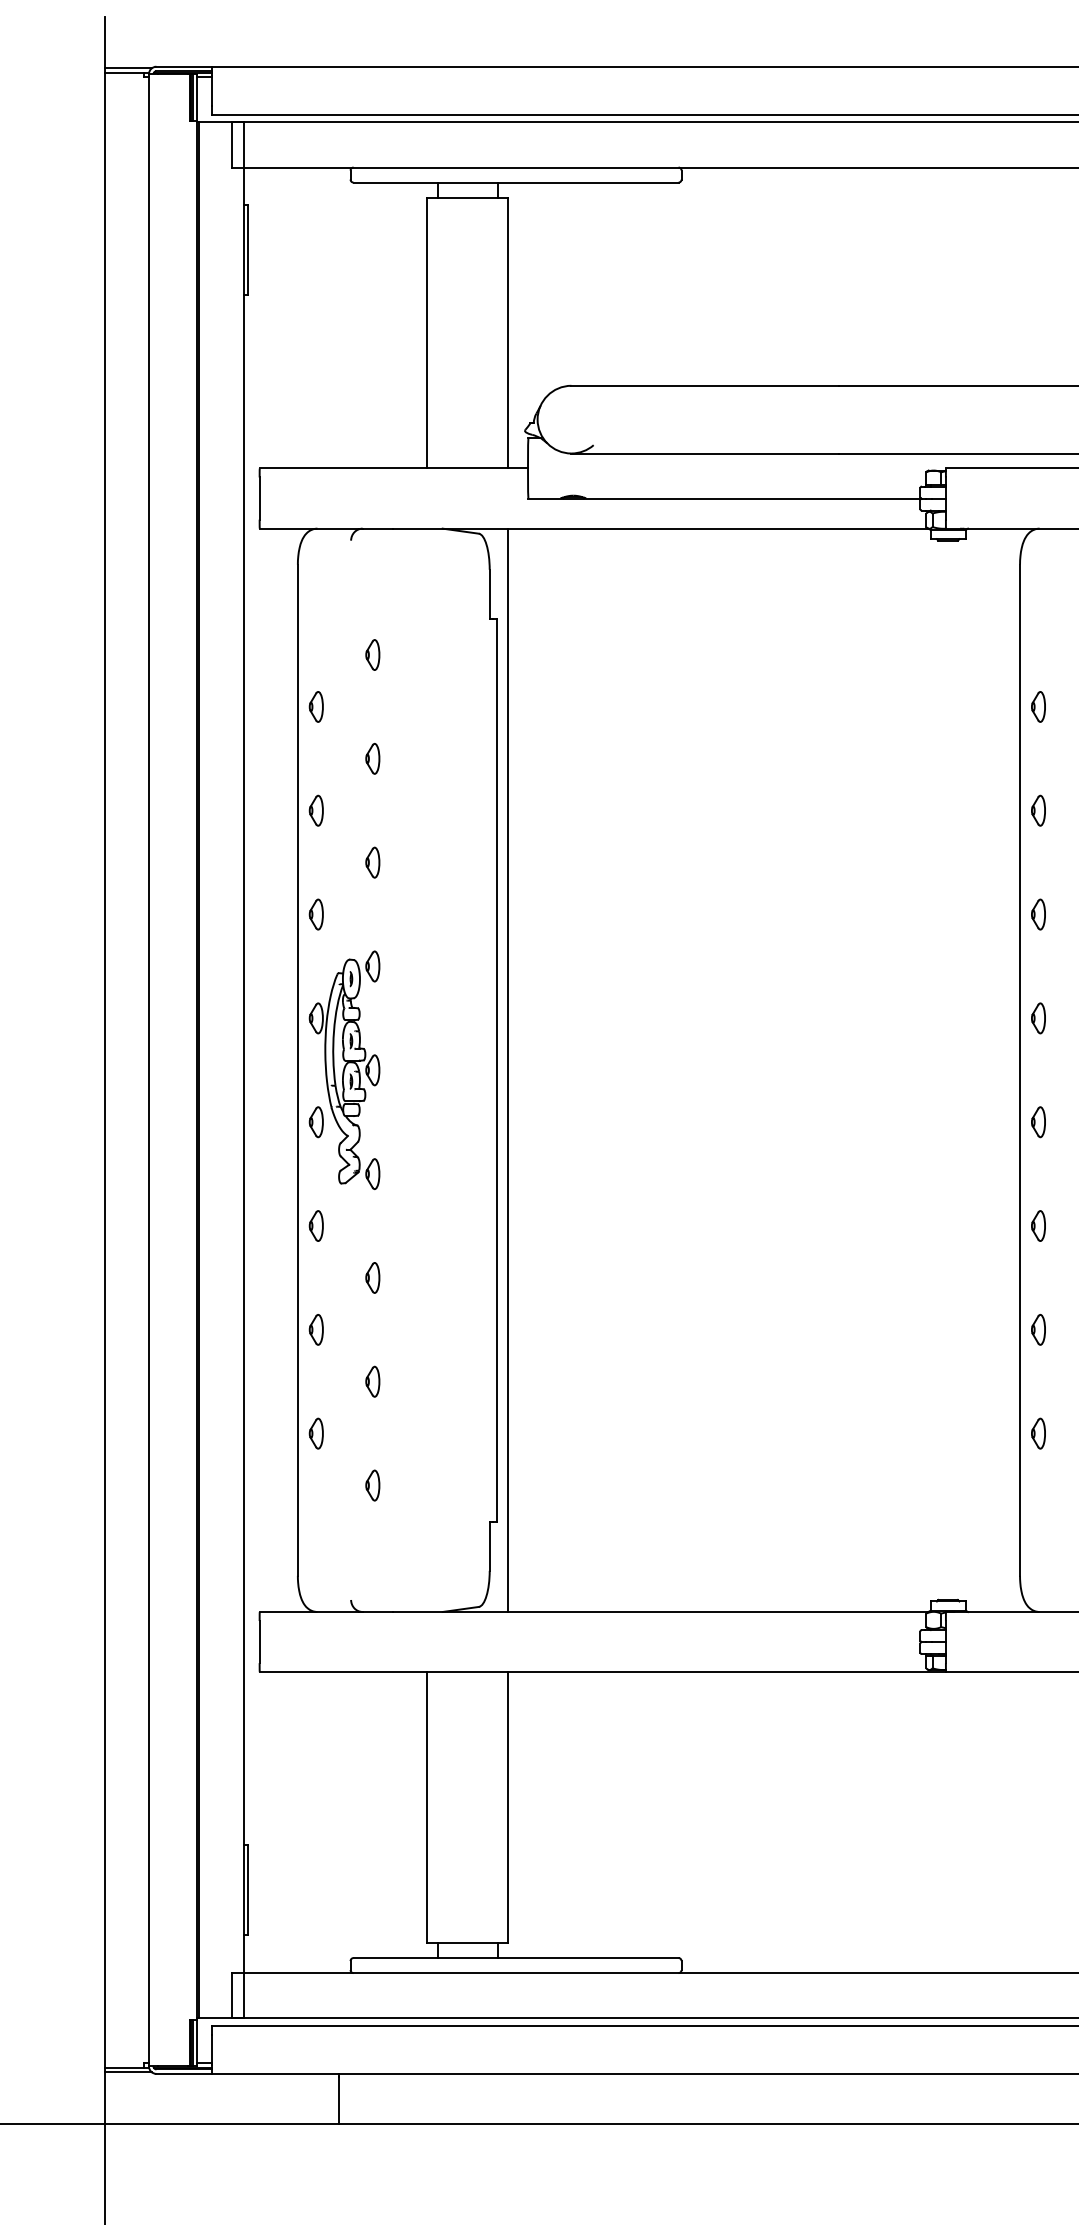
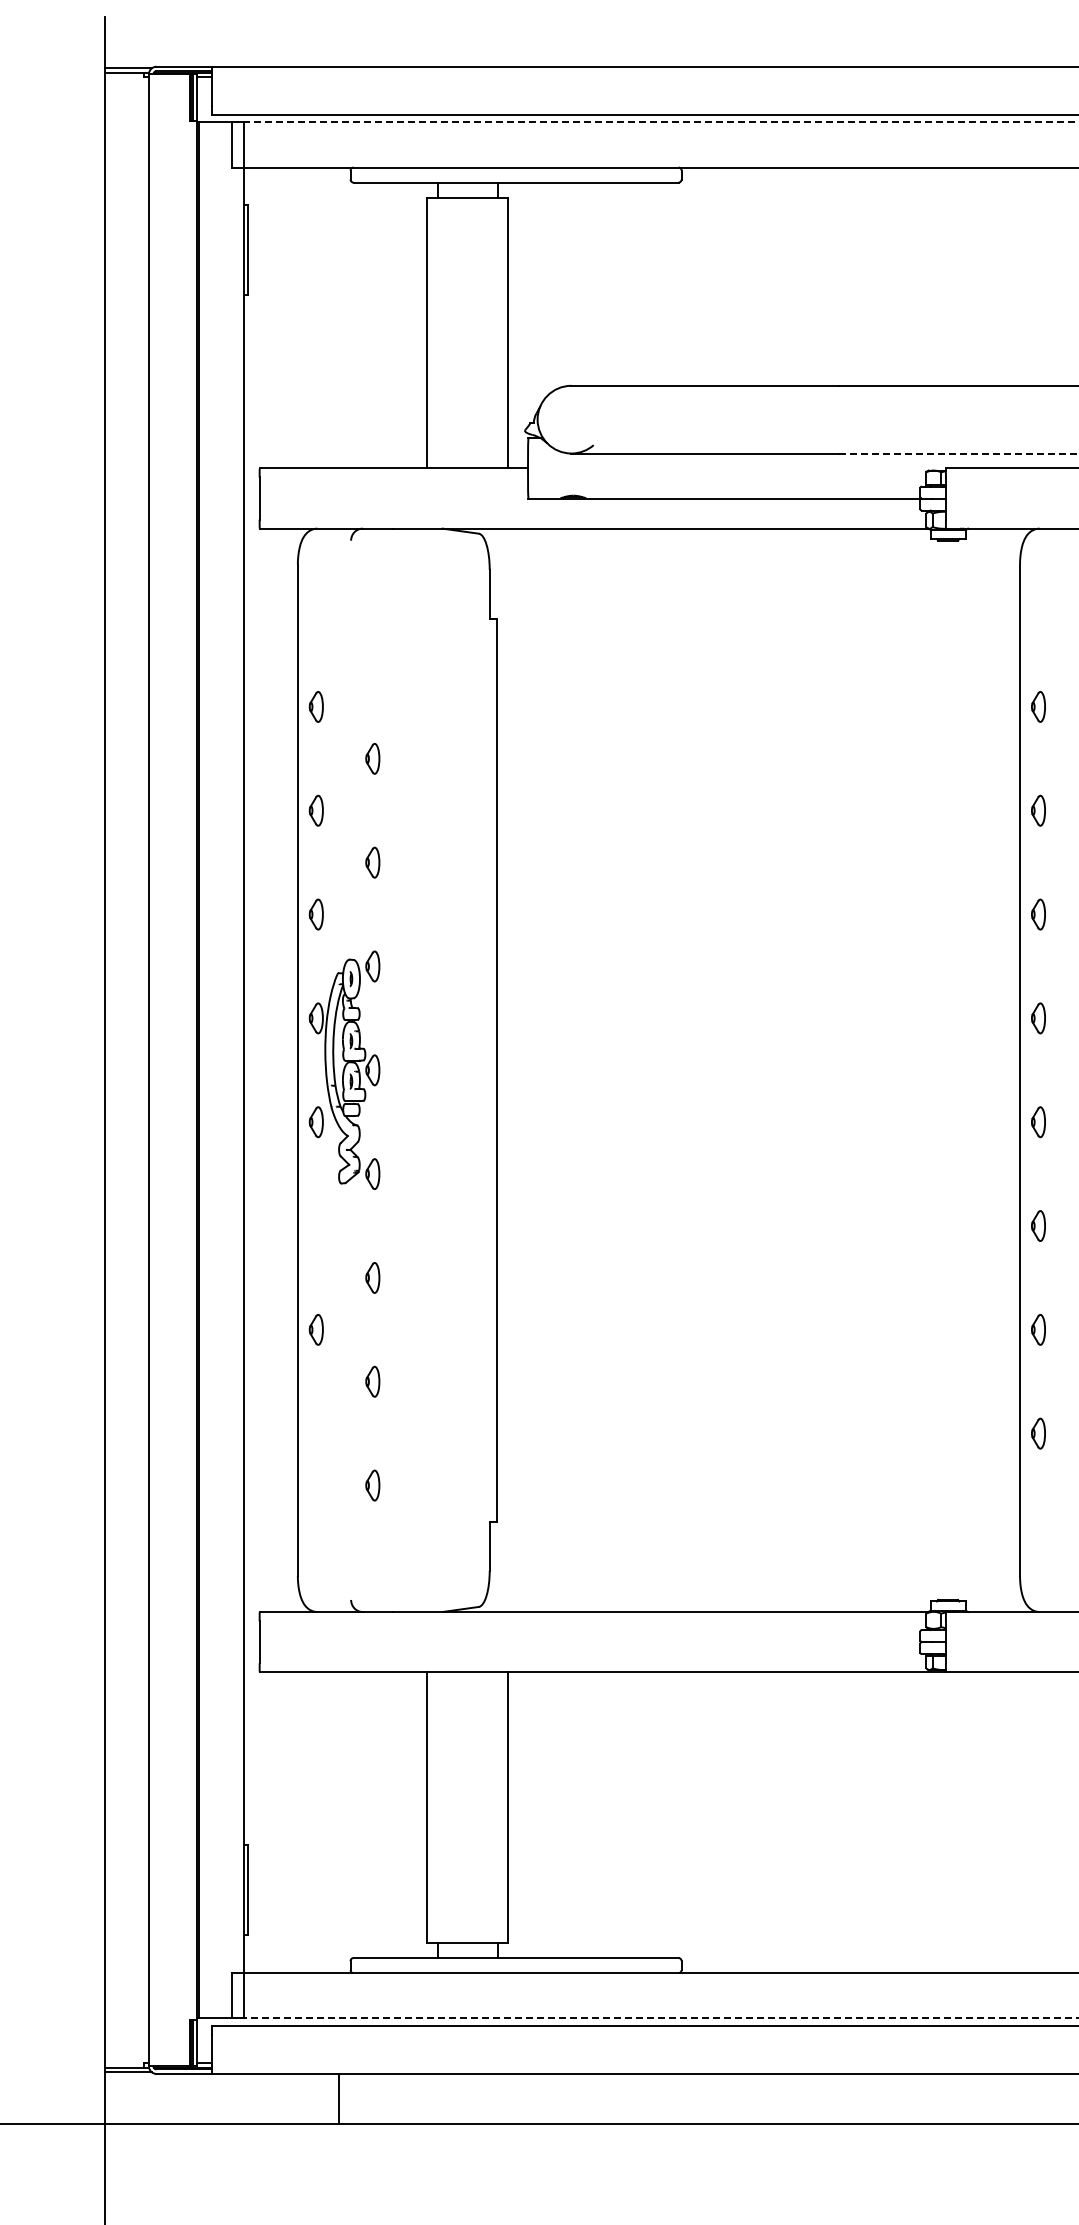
line: solid -> dashed (655, 122)
line: solid -> dashed (958, 453)
part: present -> none (372, 654)
line: present -> none (508, 1069)
part: present -> none (315, 1225)
part: present -> none (315, 1433)
line: solid -> dashed (654, 2018)
